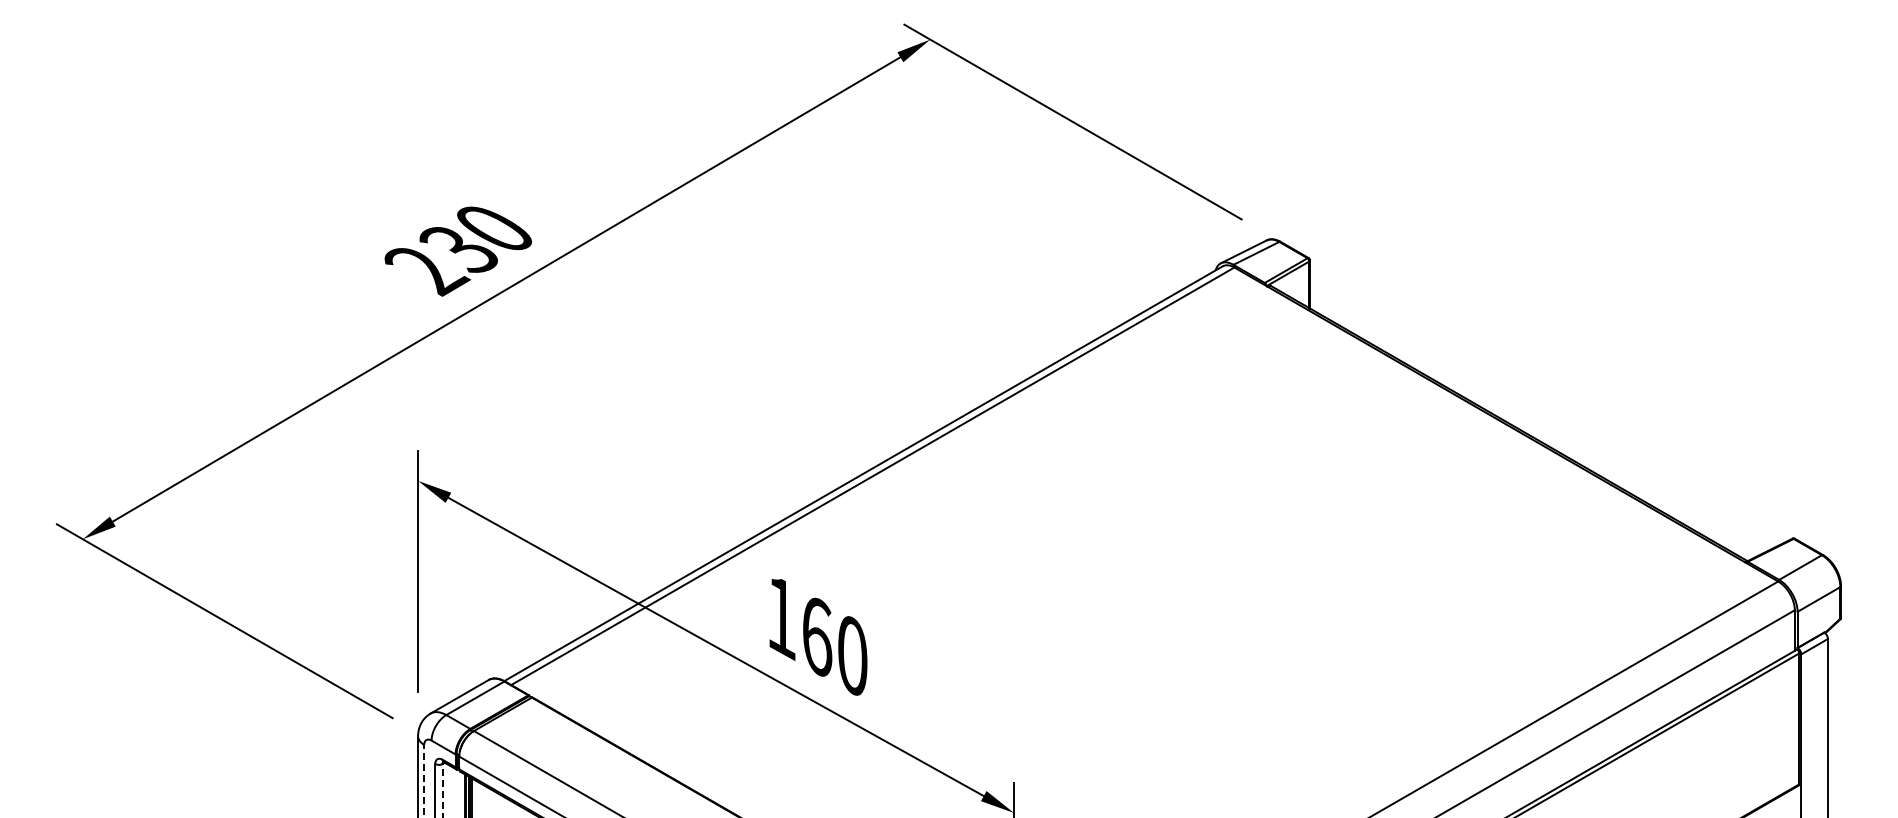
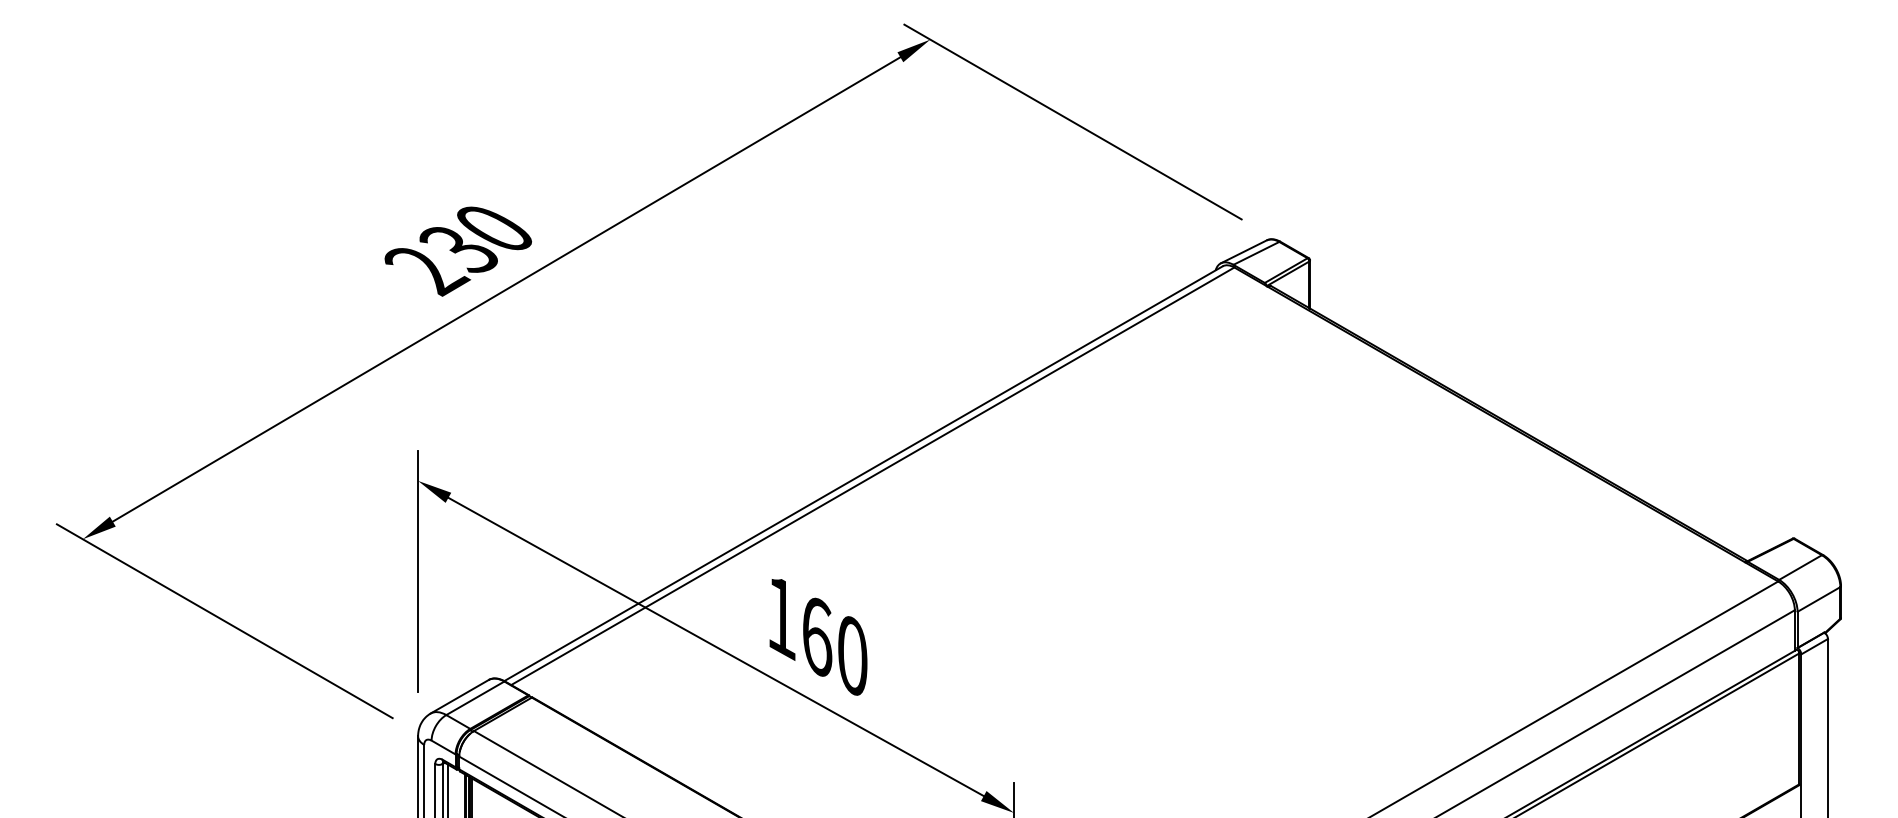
line: dashed -> solid (424, 780)
line: none -> present (448, 789)
line: dashed -> solid (442, 790)
